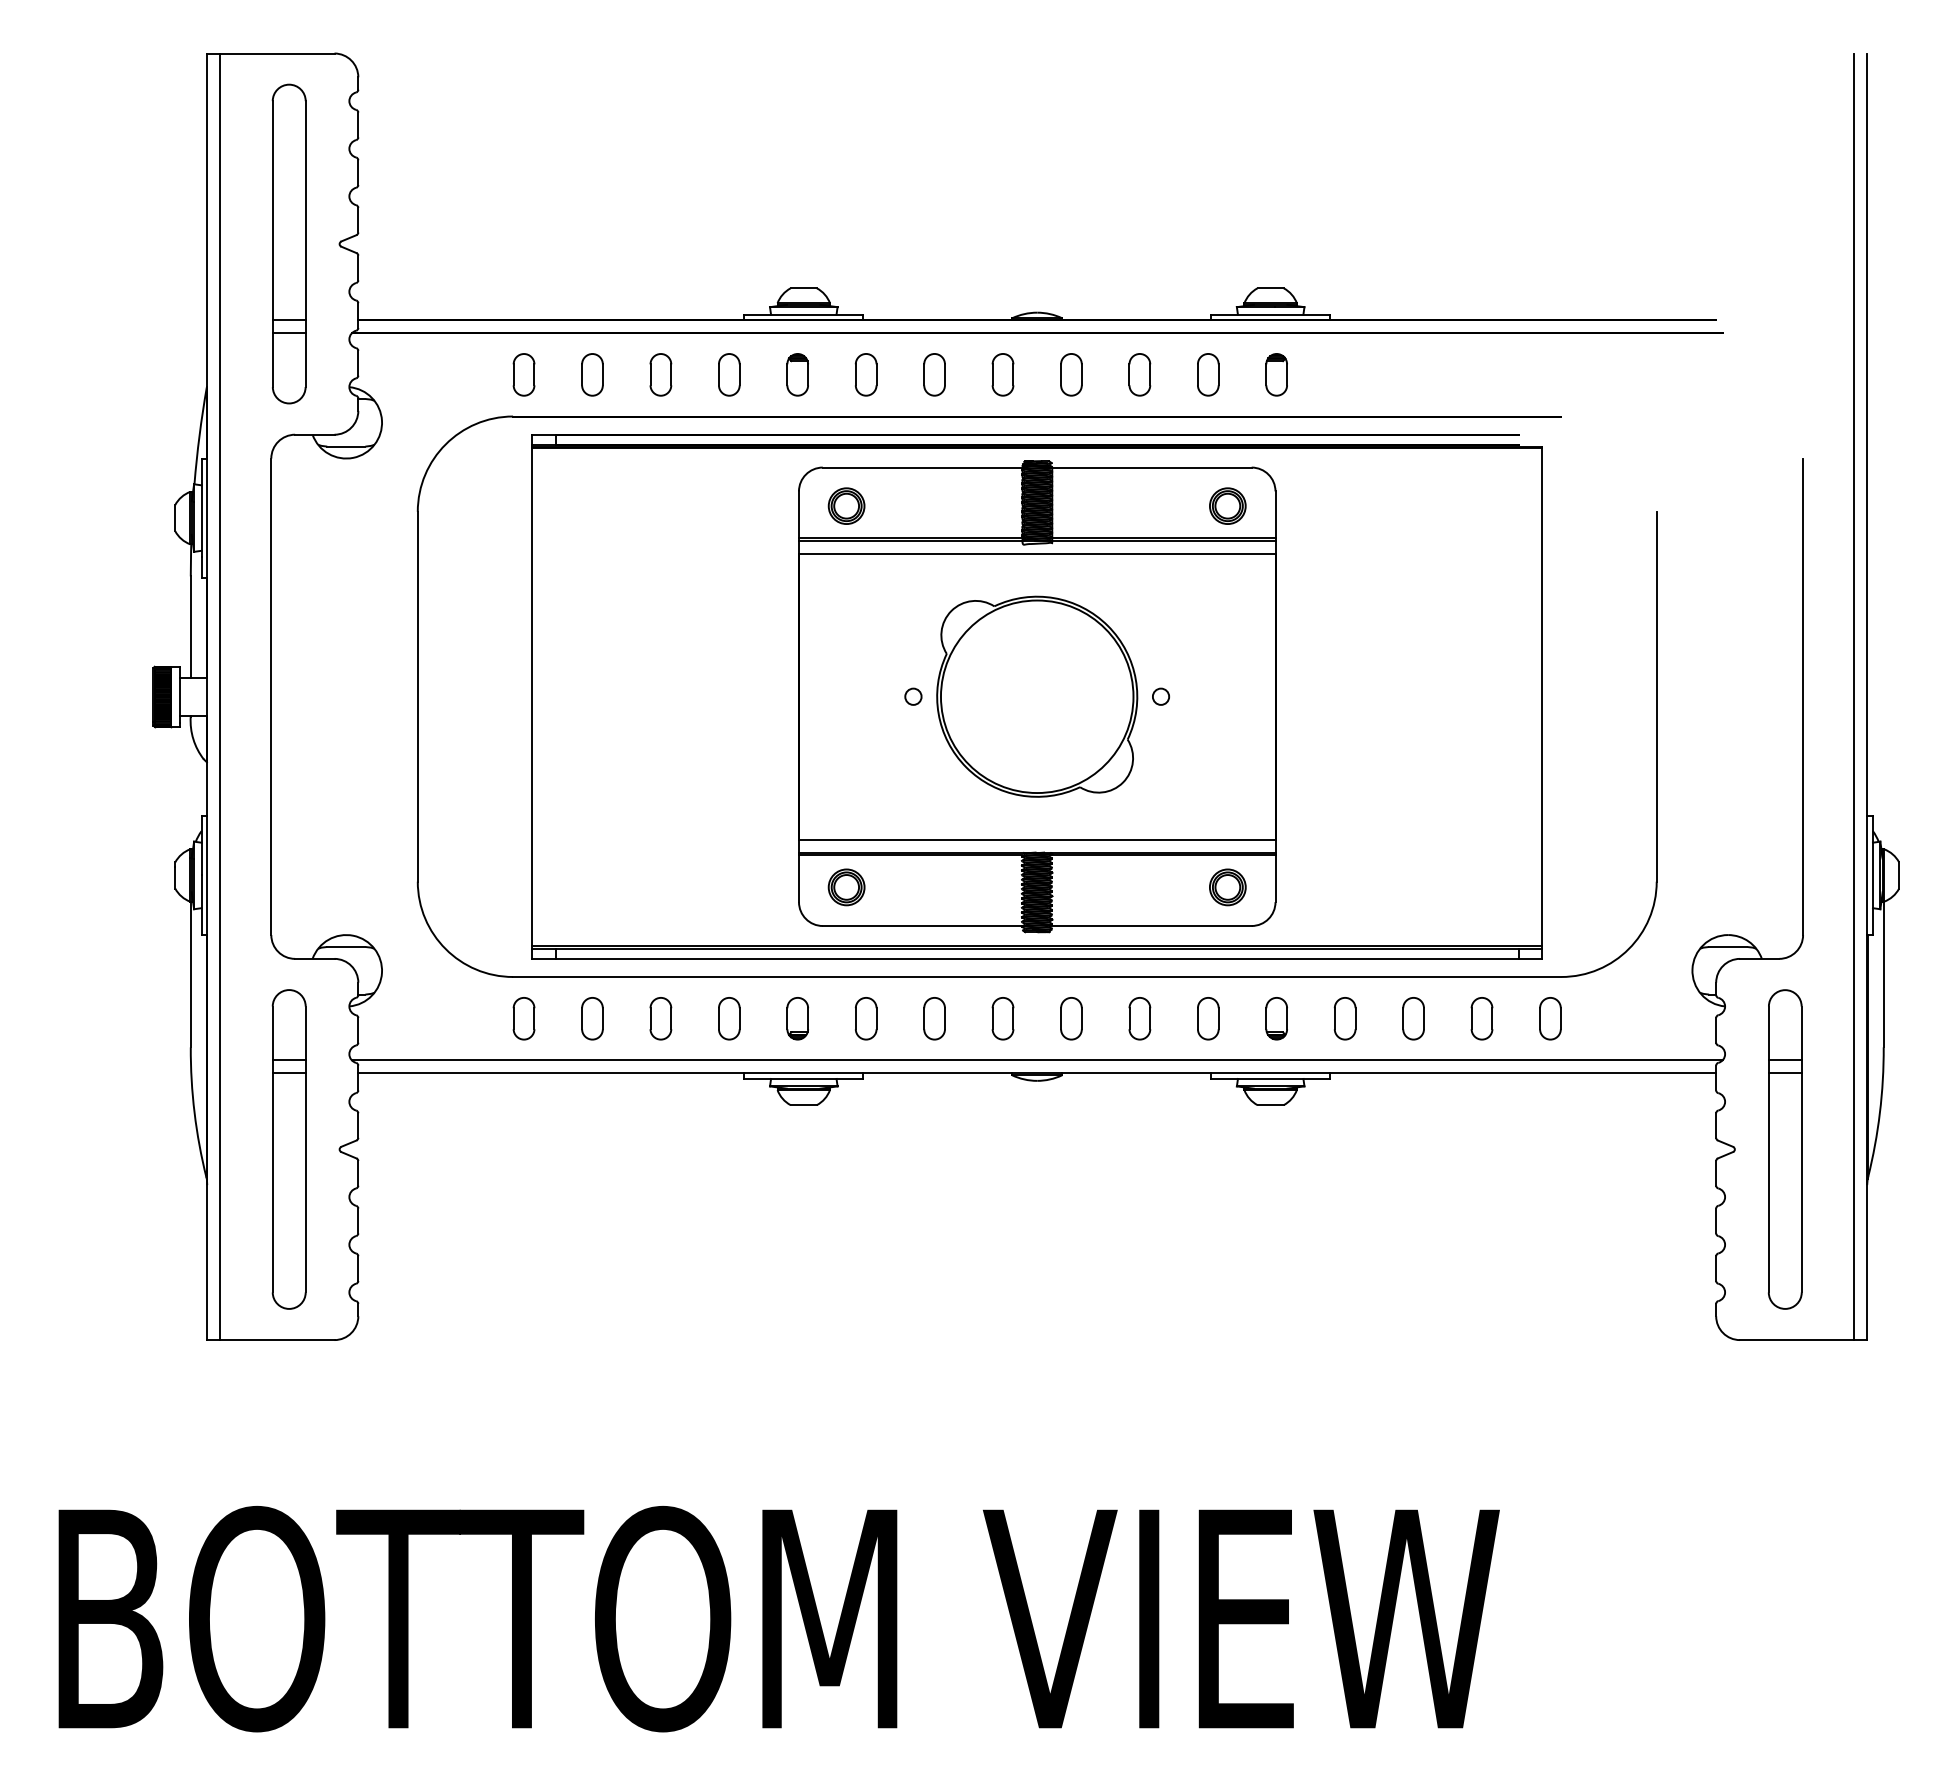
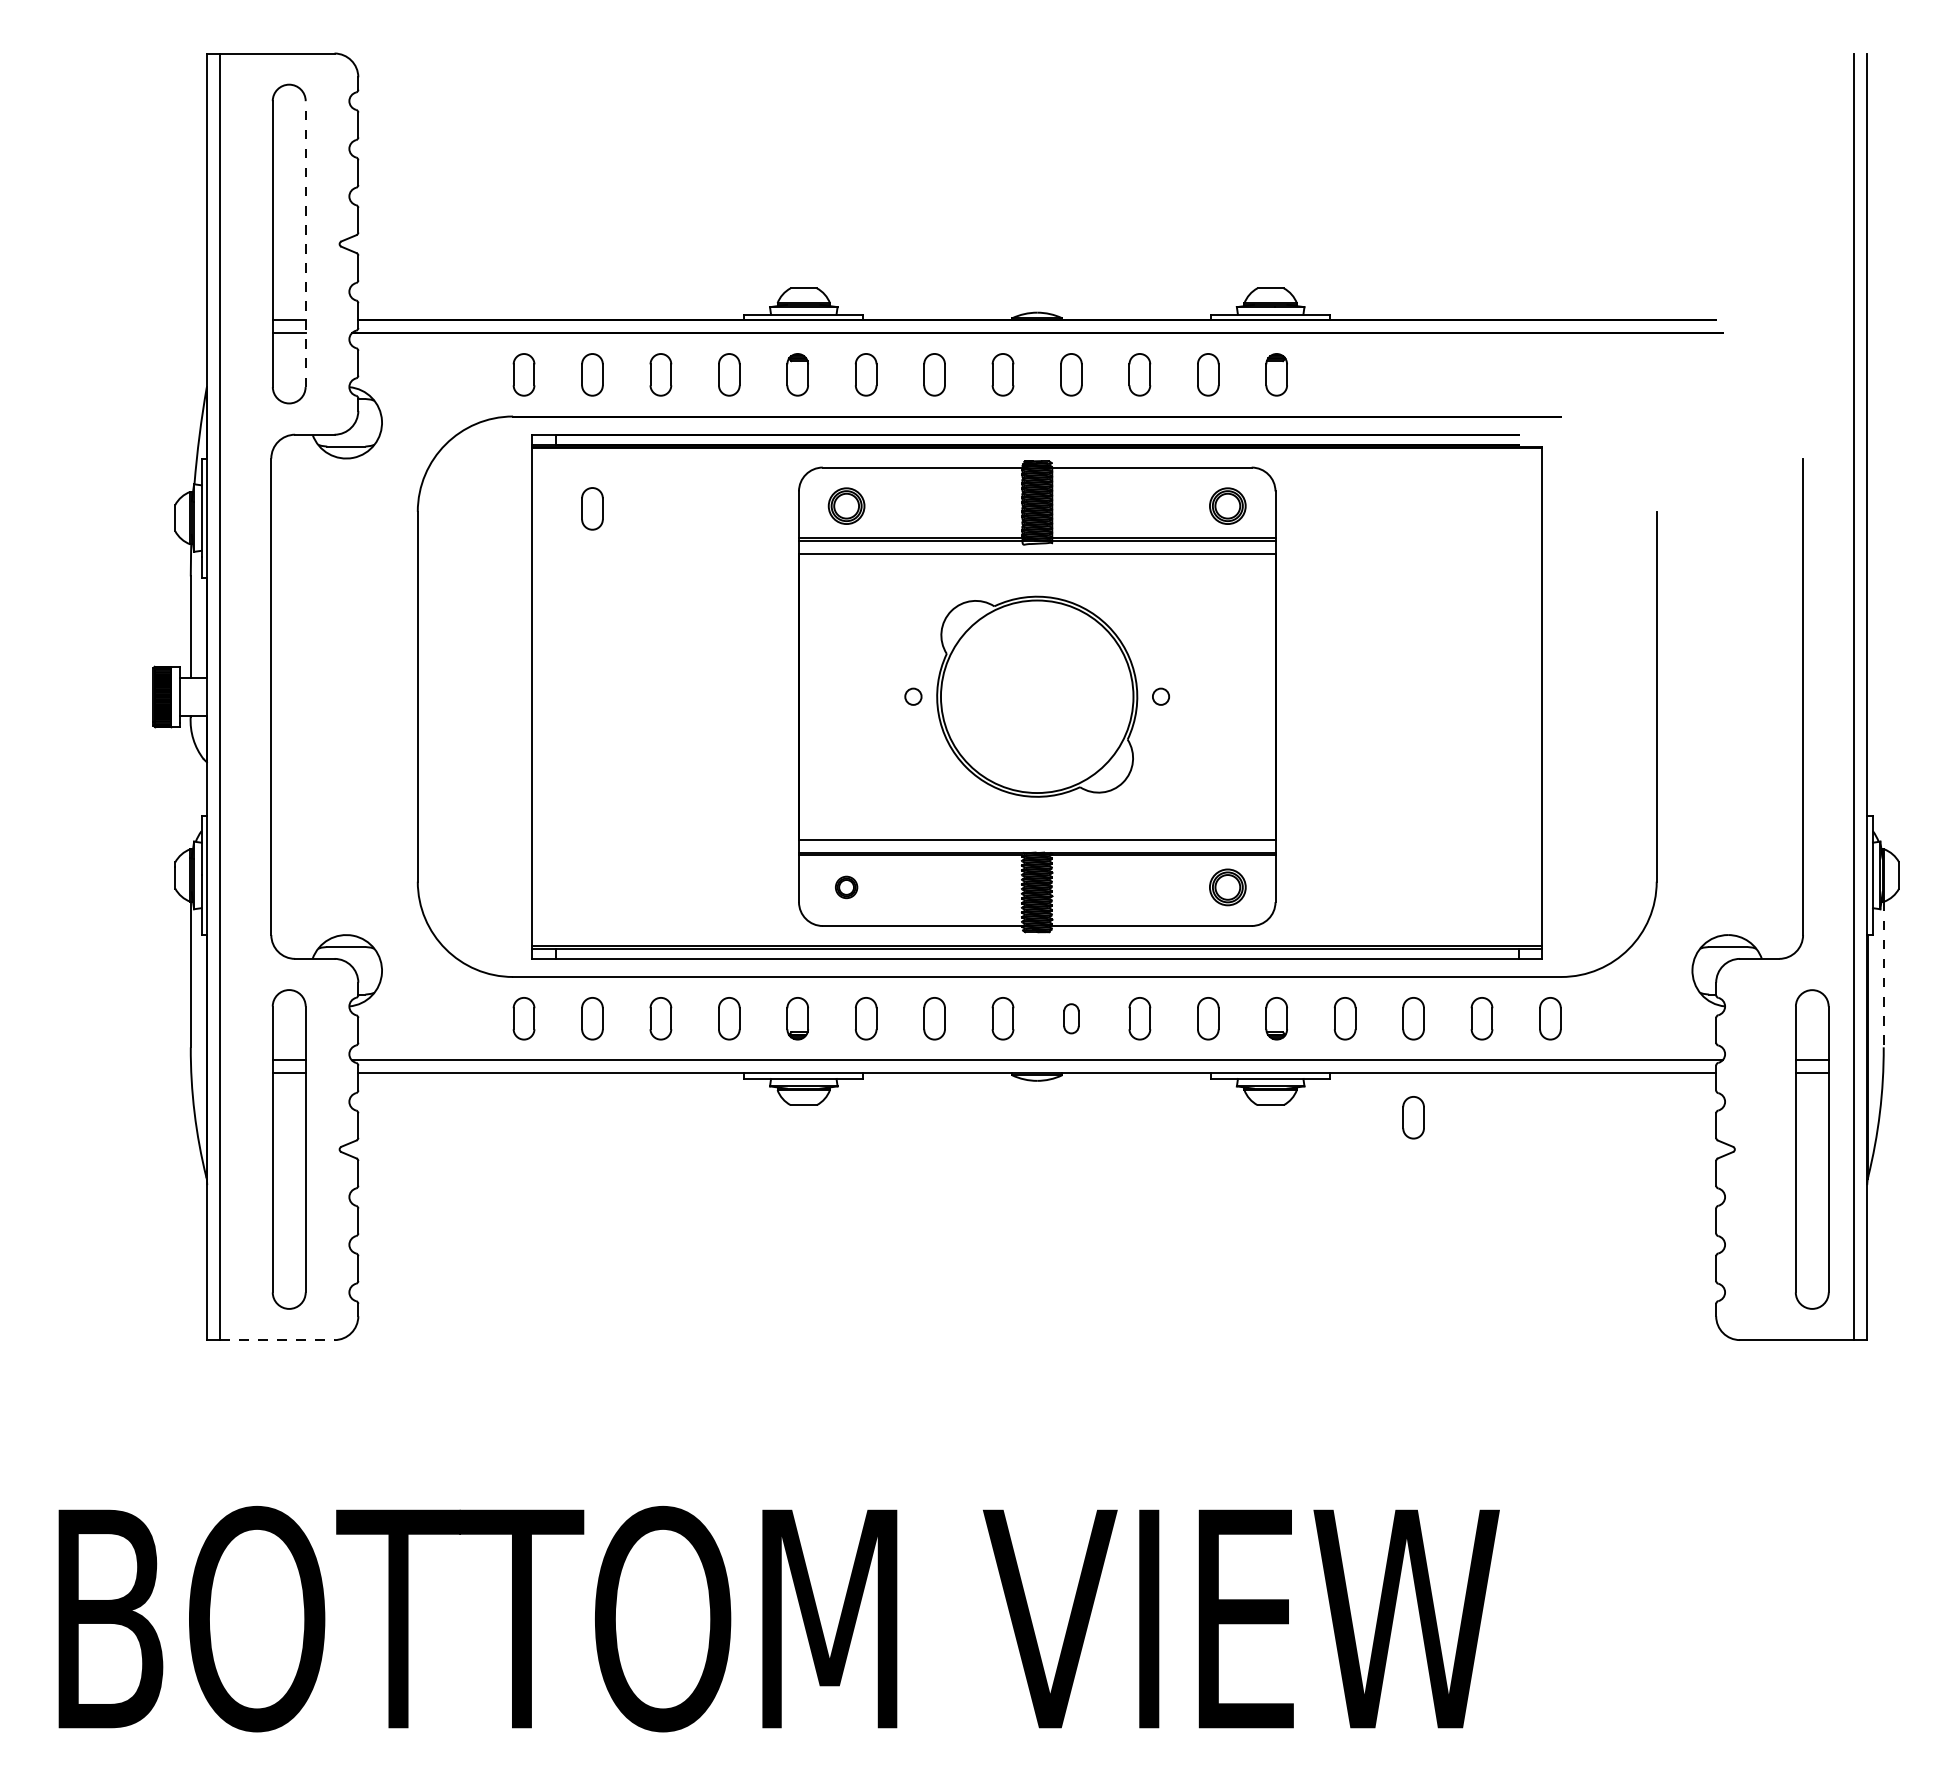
line: solid -> dashed (305, 244)
part: none -> present (592, 508)
part size: 39x39 px -> 24x25 px (846, 887)
line: solid -> dashed (1883, 974)
part size: 23x44 px -> 17x32 px (1071, 1018)
part: none -> present (1413, 1117)
part position: (1784, 1149) -> (1811, 1149) (1811, 1149)
line: solid -> dashed (277, 1340)
